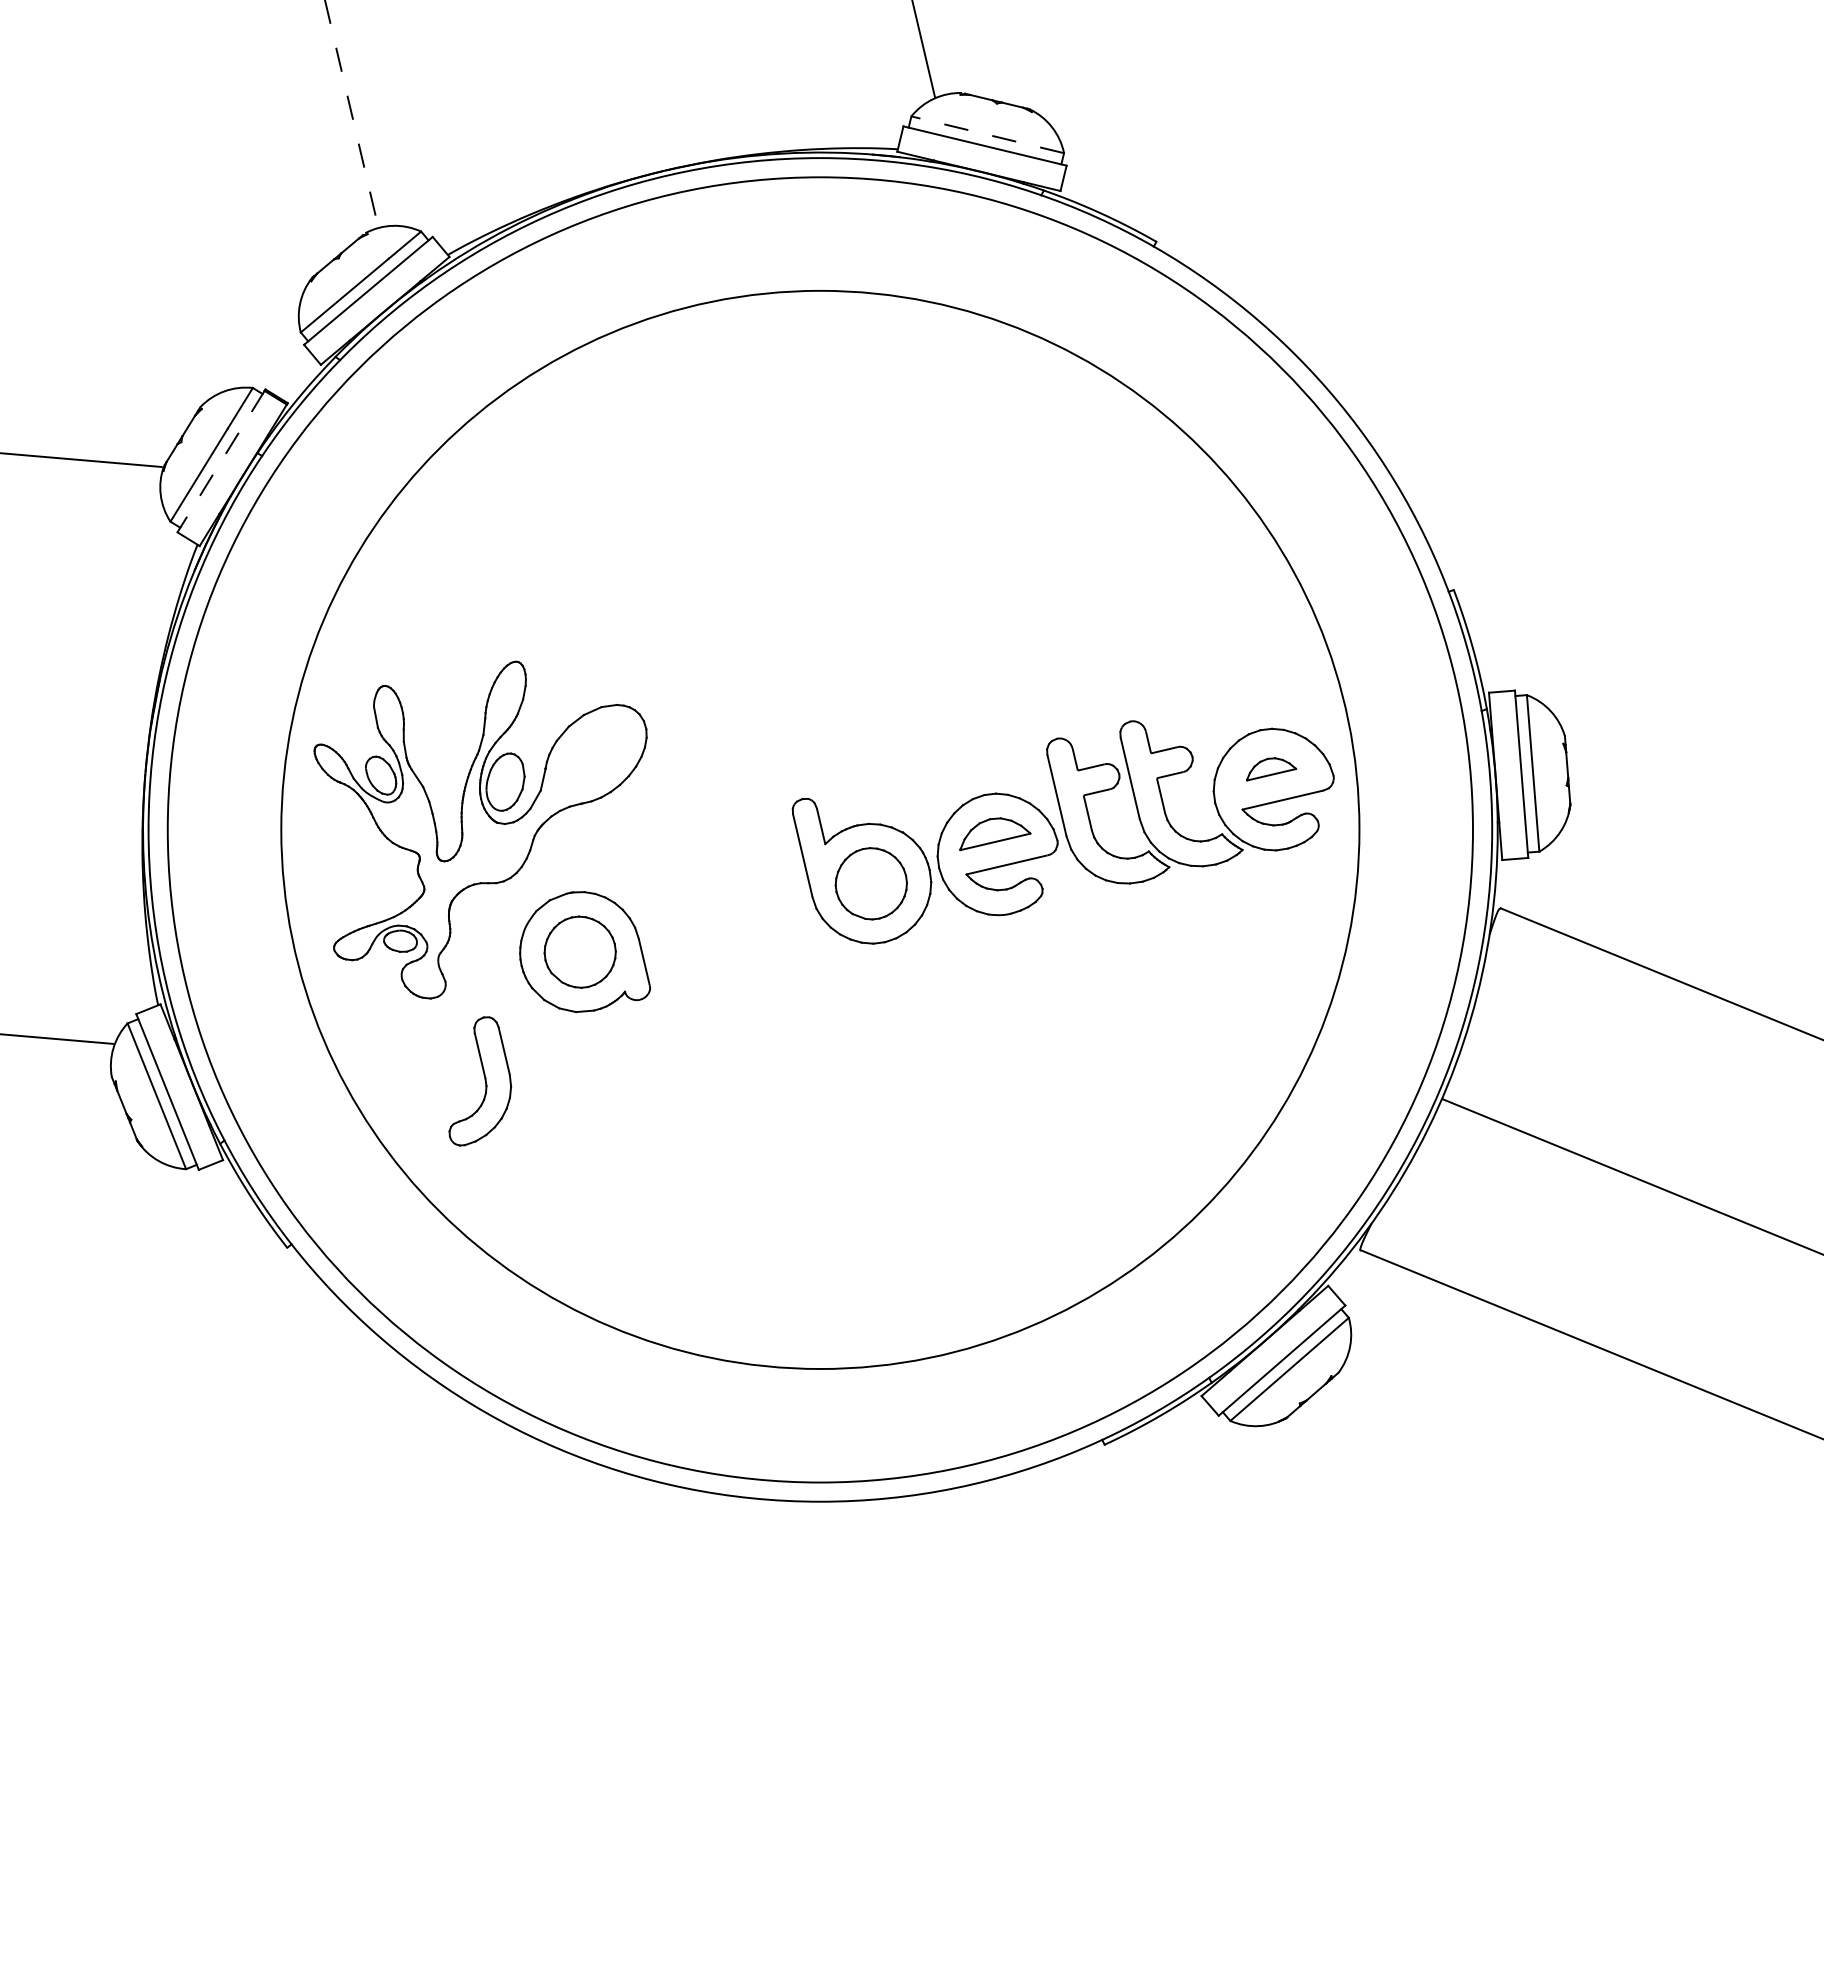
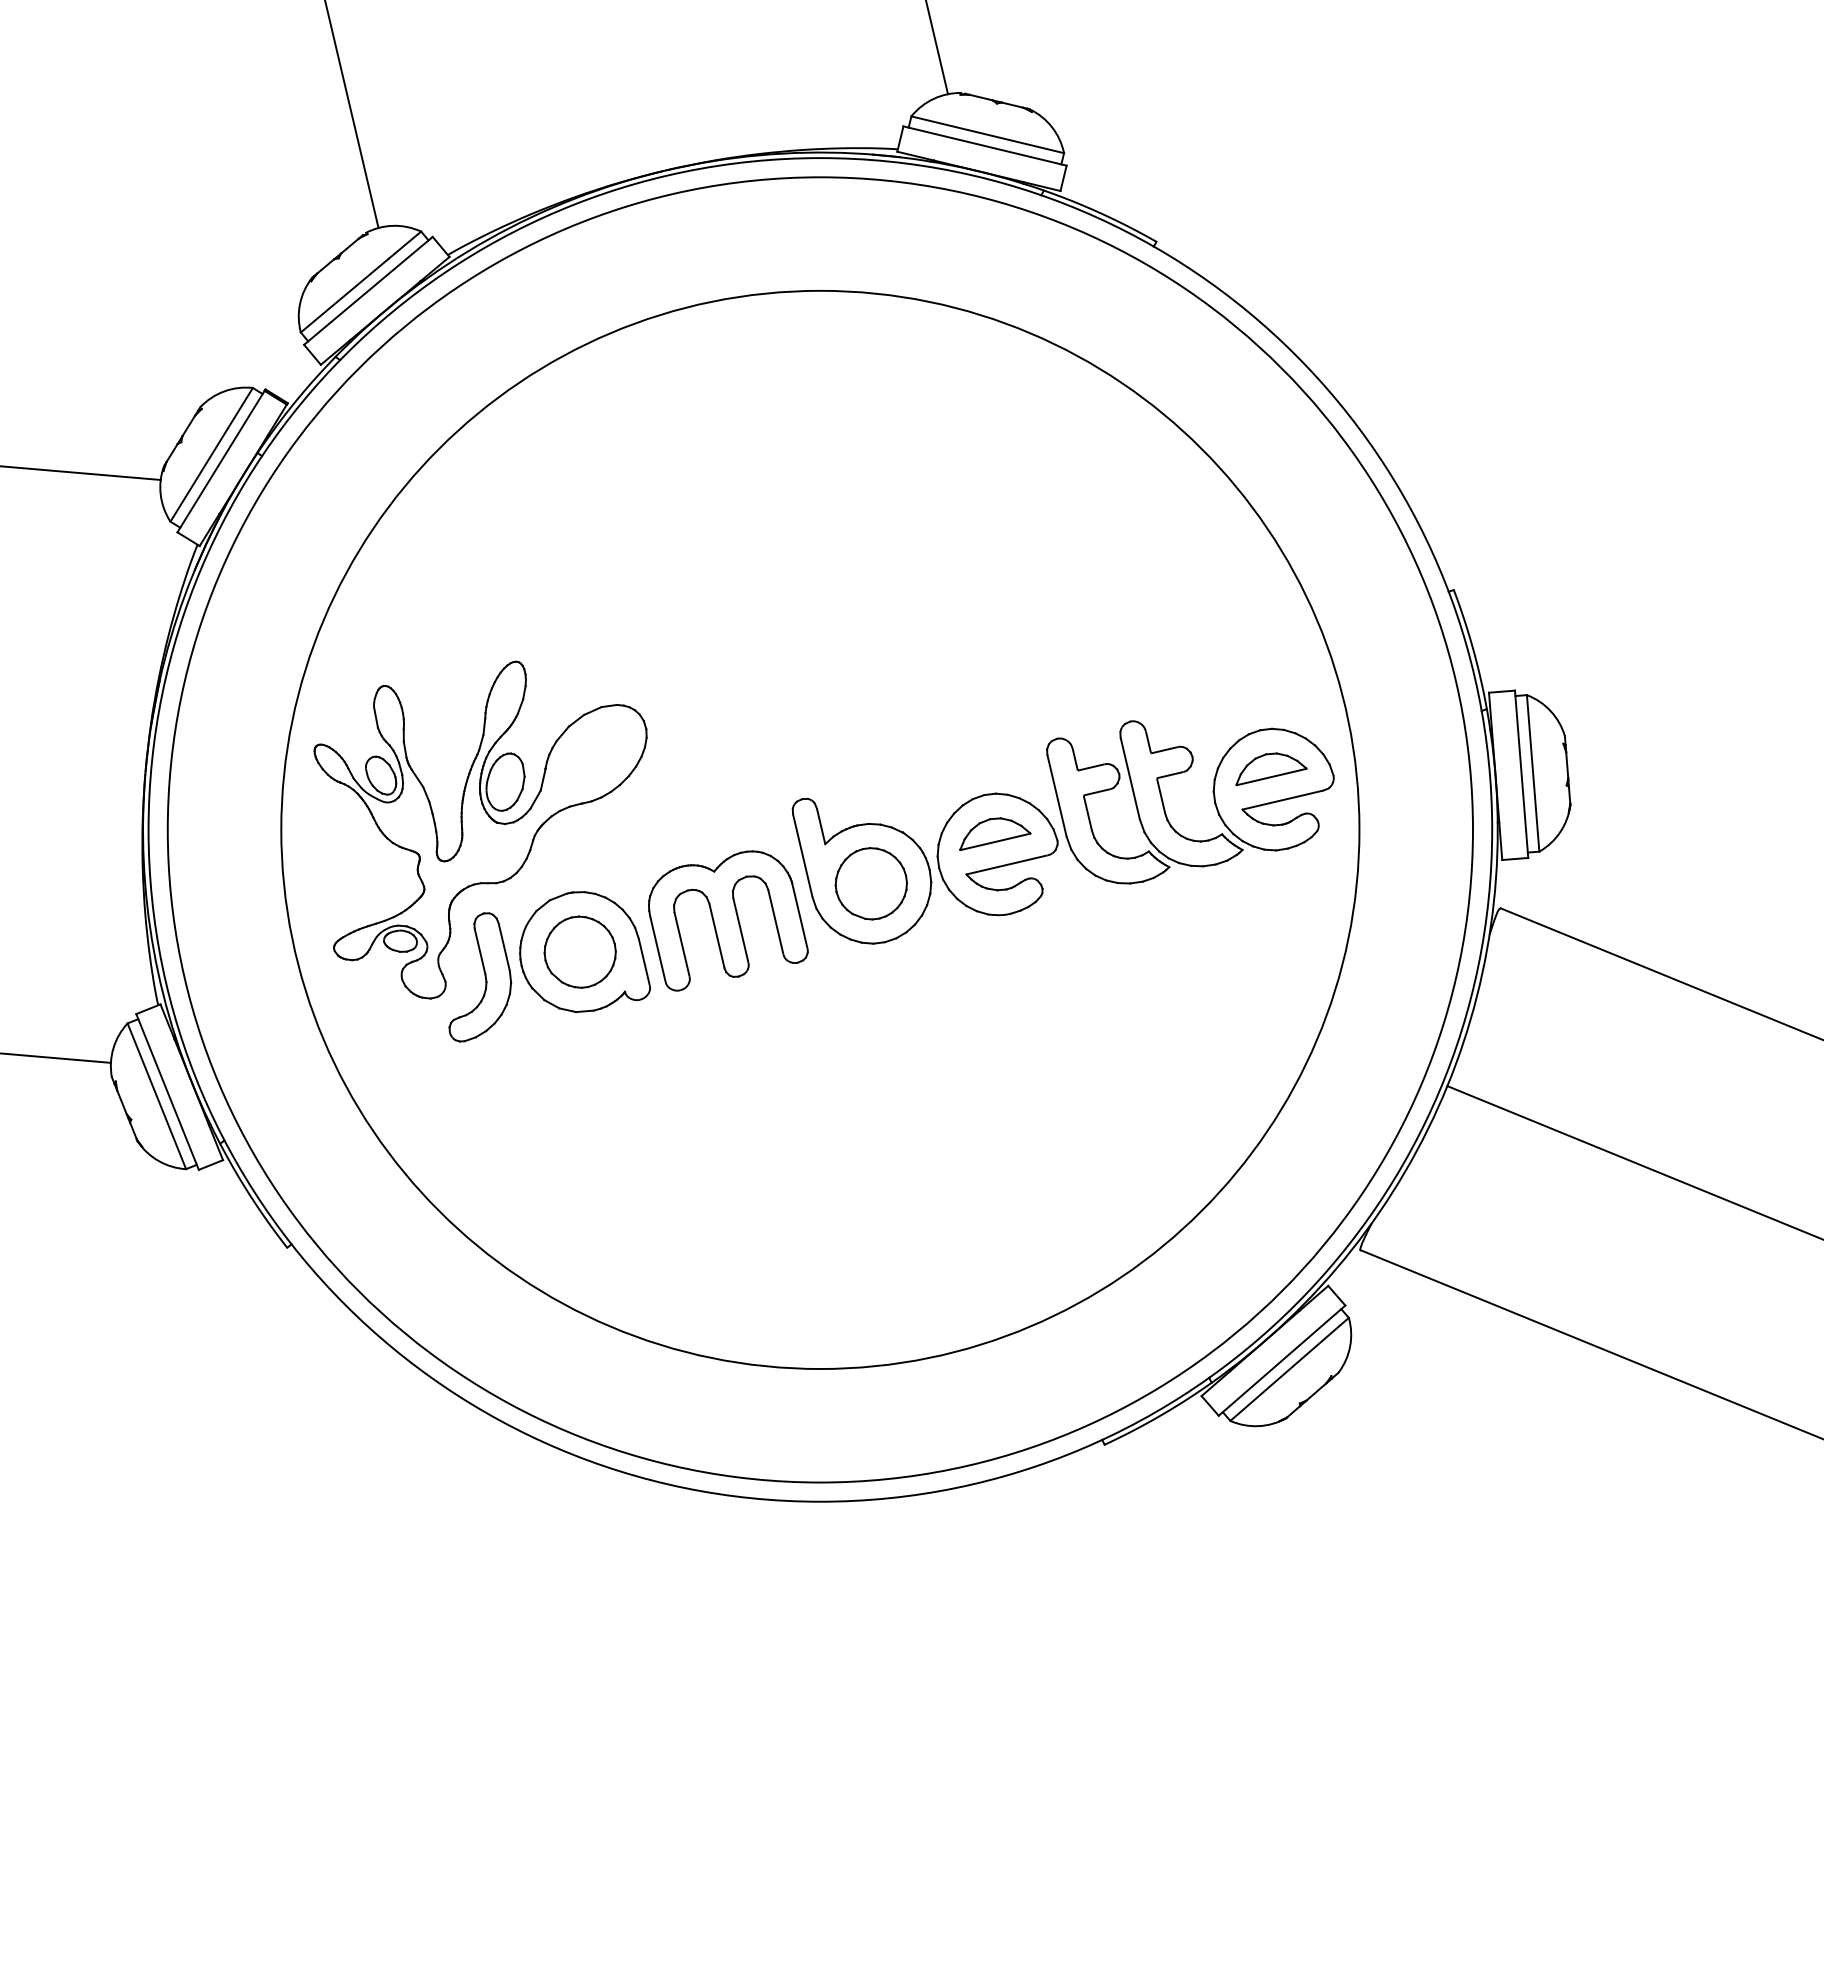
line position: (923, 49) -> (937, 48) (937, 48)
line: dashed -> solid (351, 114)
line: dashed -> solid (987, 134)
line position: (81, 459) -> (81, 472) (81, 472)
line: dashed -> solid (220, 462)
part size: 52x25 px -> 73x35 px (1271, 769)
part: none -> present (728, 920)
line position: (57, 1038) -> (56, 1057) (56, 1057)
part position: (480, 1081) -> (480, 977) (480, 977)
line position: (1631, 1176) -> (1633, 1162) (1633, 1162)
